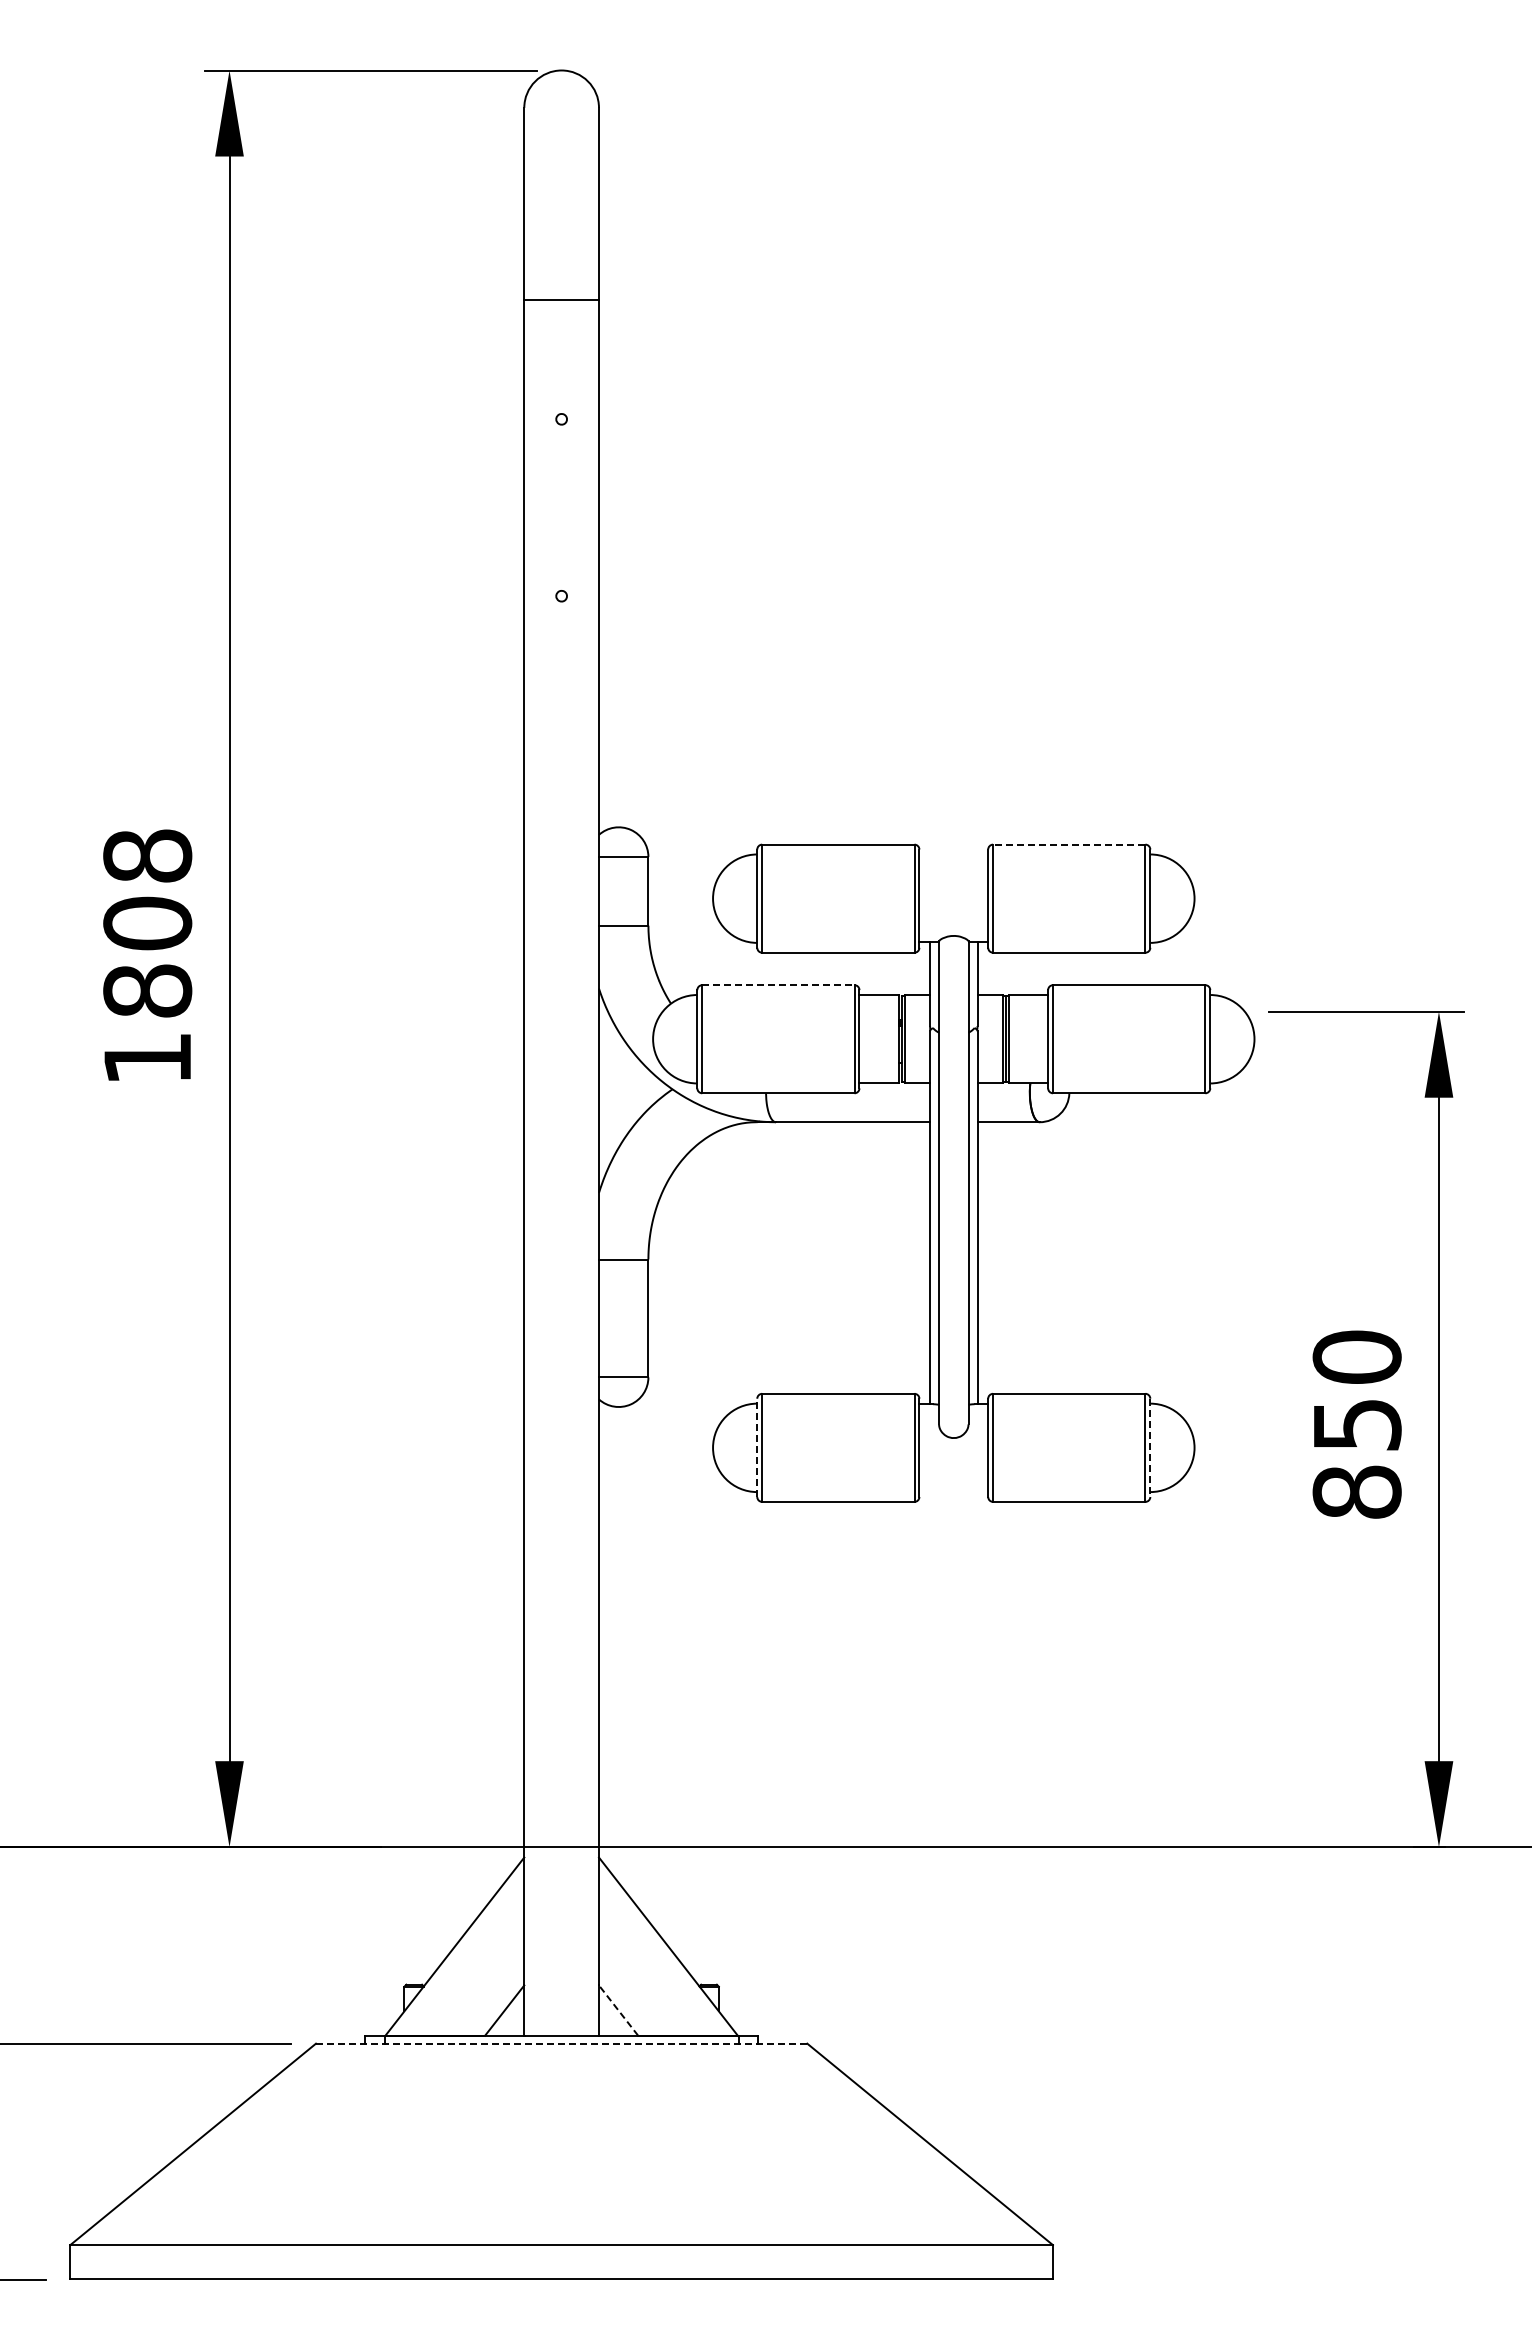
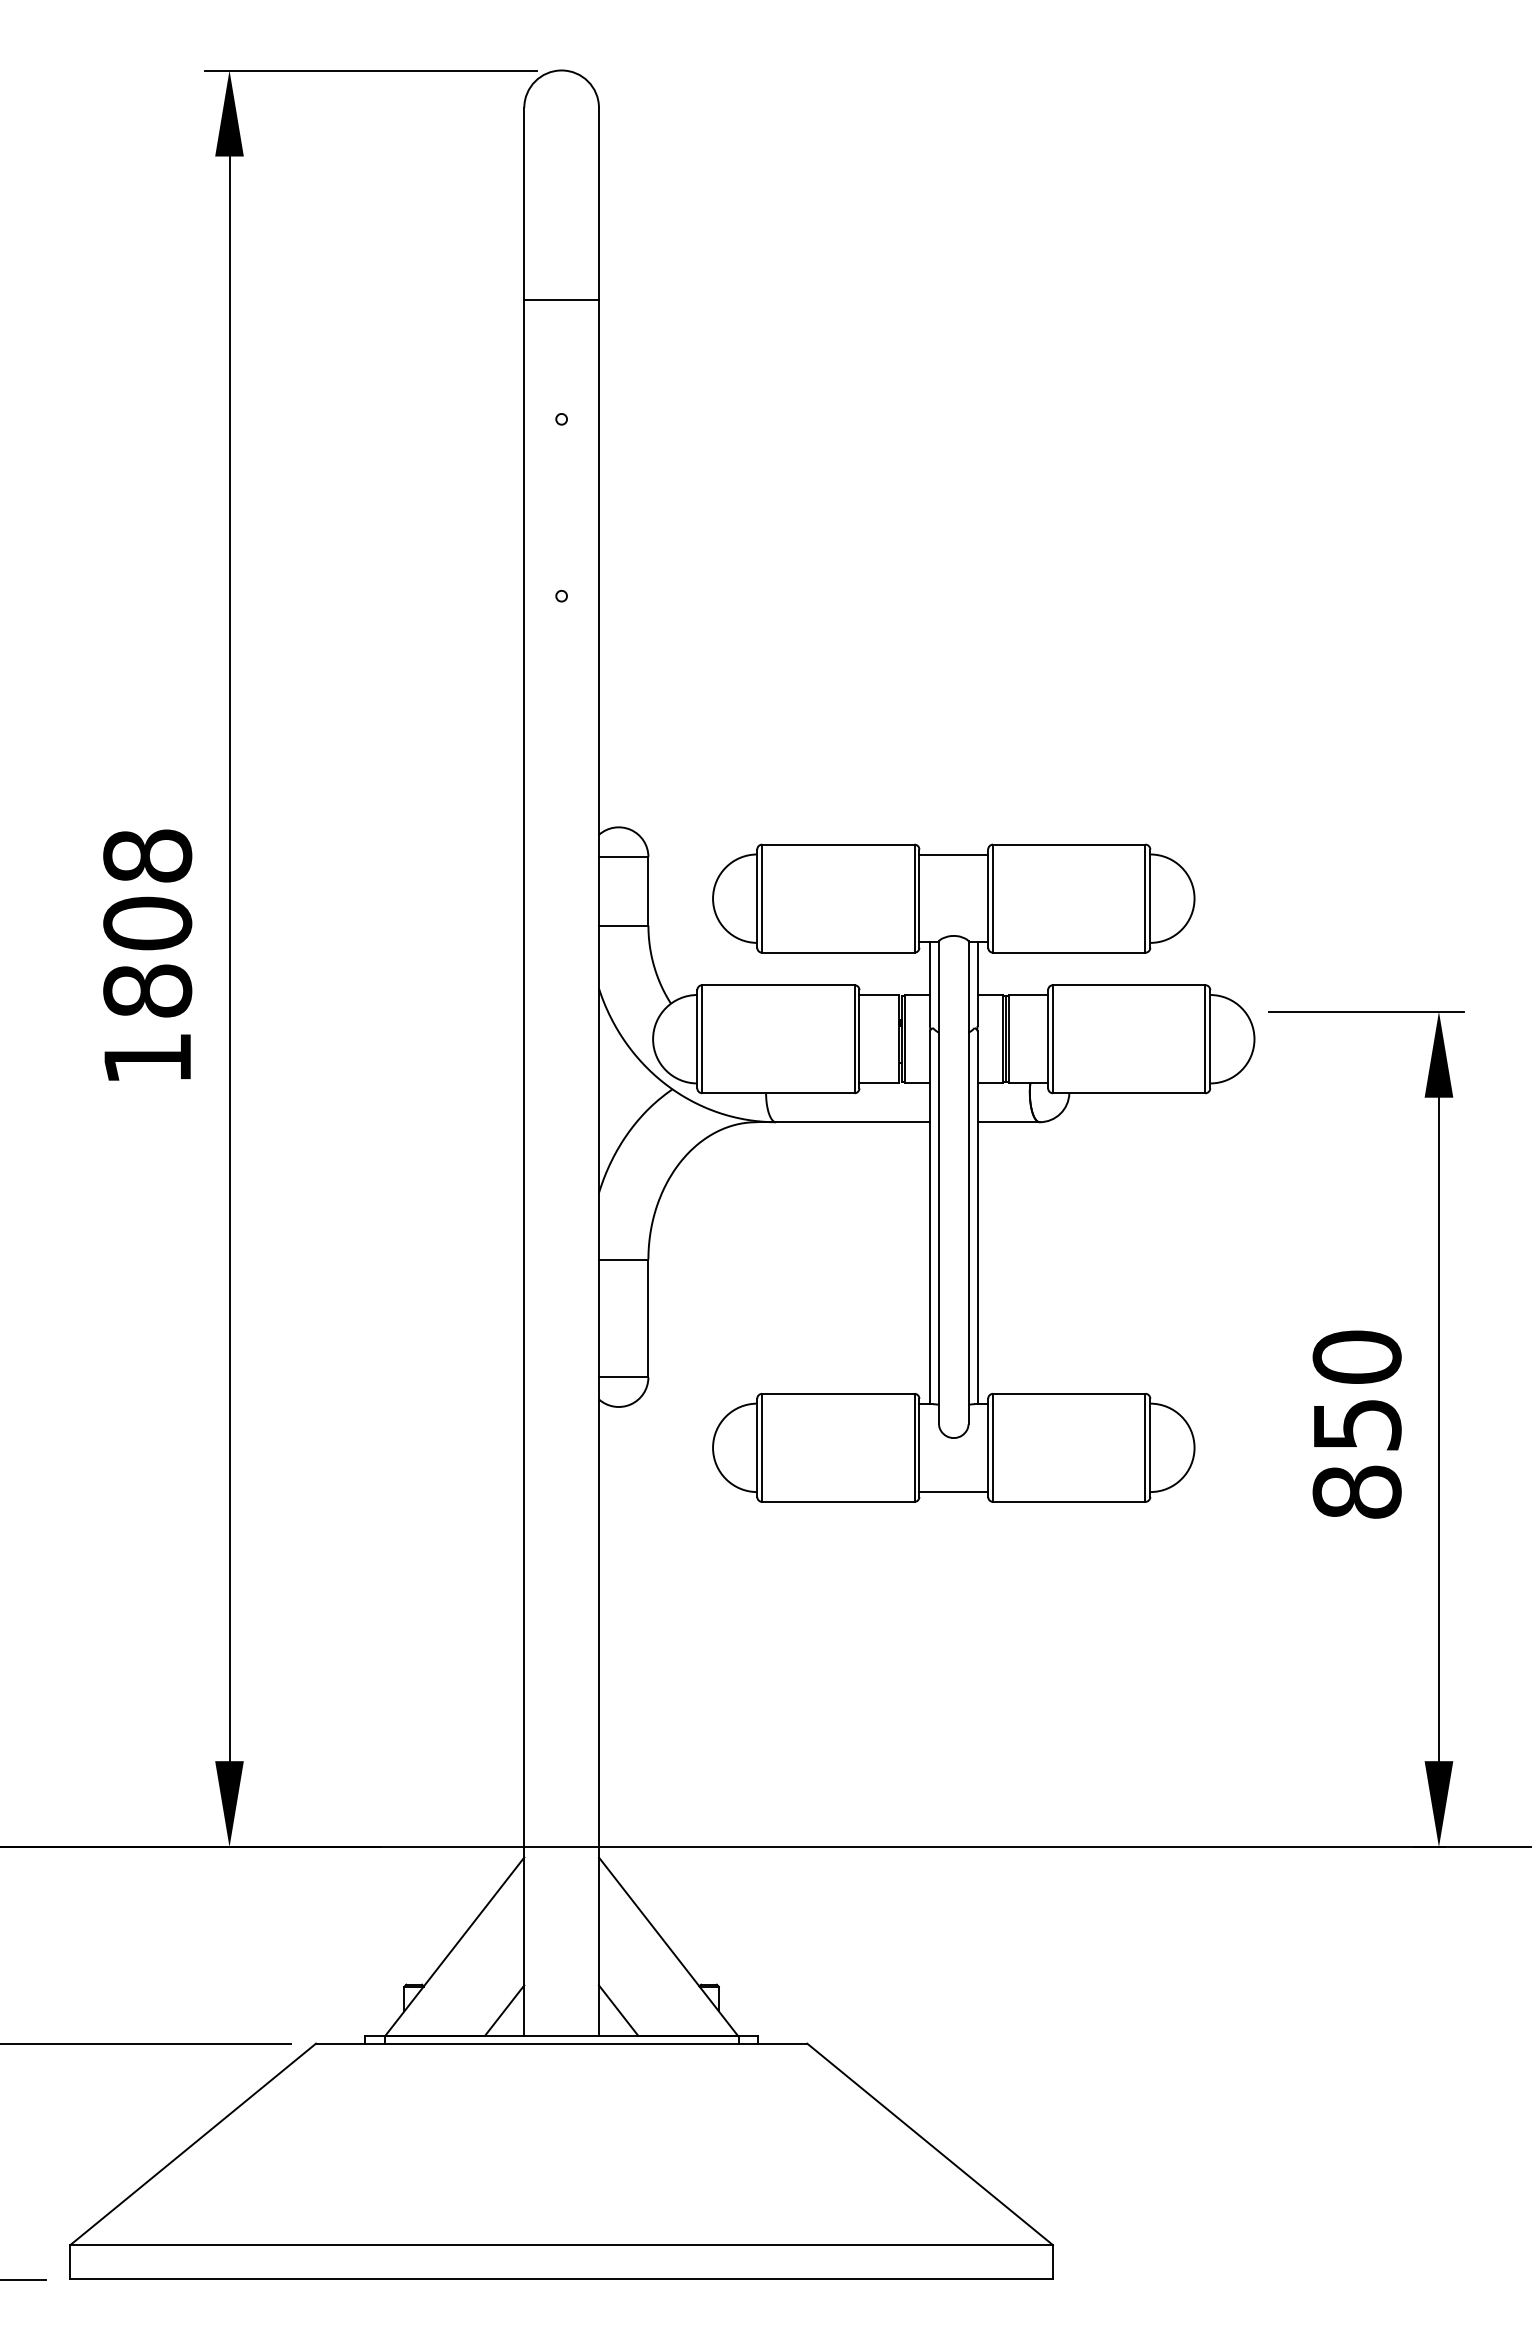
line: dashed -> solid (1068, 844)
line: none -> present (953, 855)
line: dashed -> solid (778, 985)
line: dashed -> solid (757, 1447)
line: dashed -> solid (1150, 1448)
line: none -> present (953, 1491)
line: dashed -> solid (618, 2010)
line: dashed -> solid (561, 2043)
